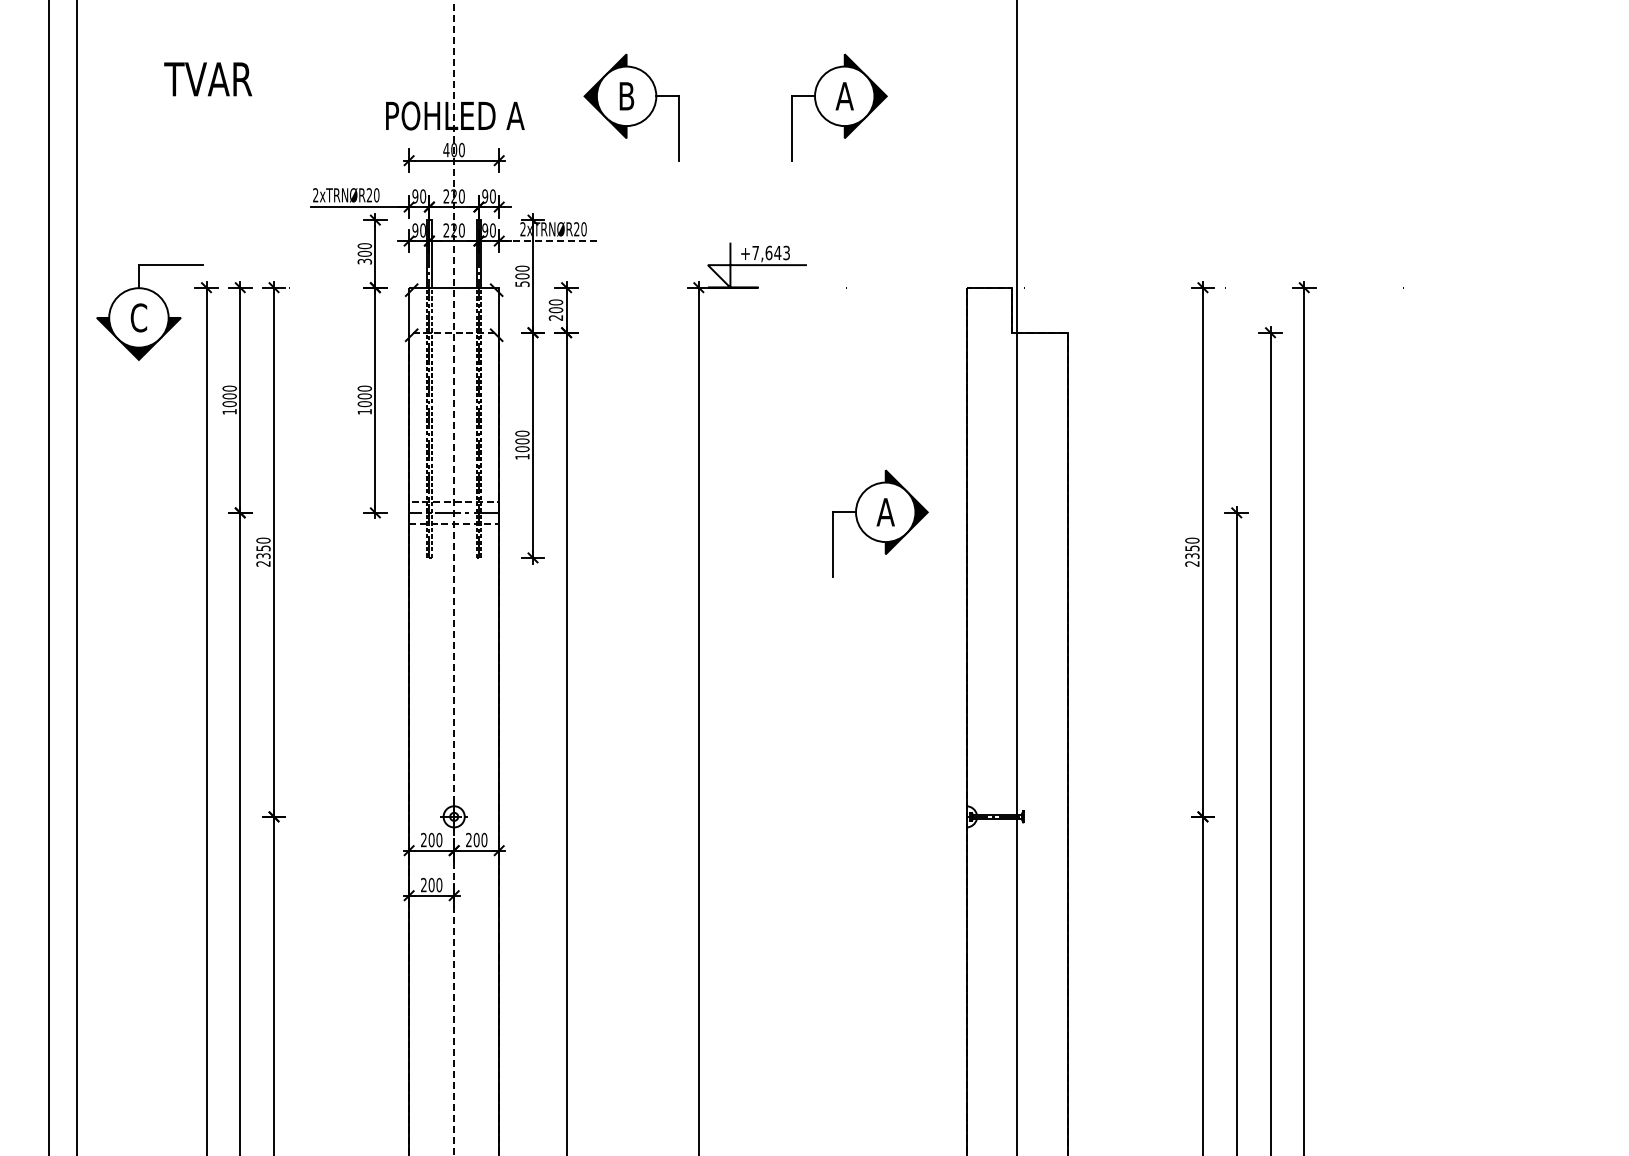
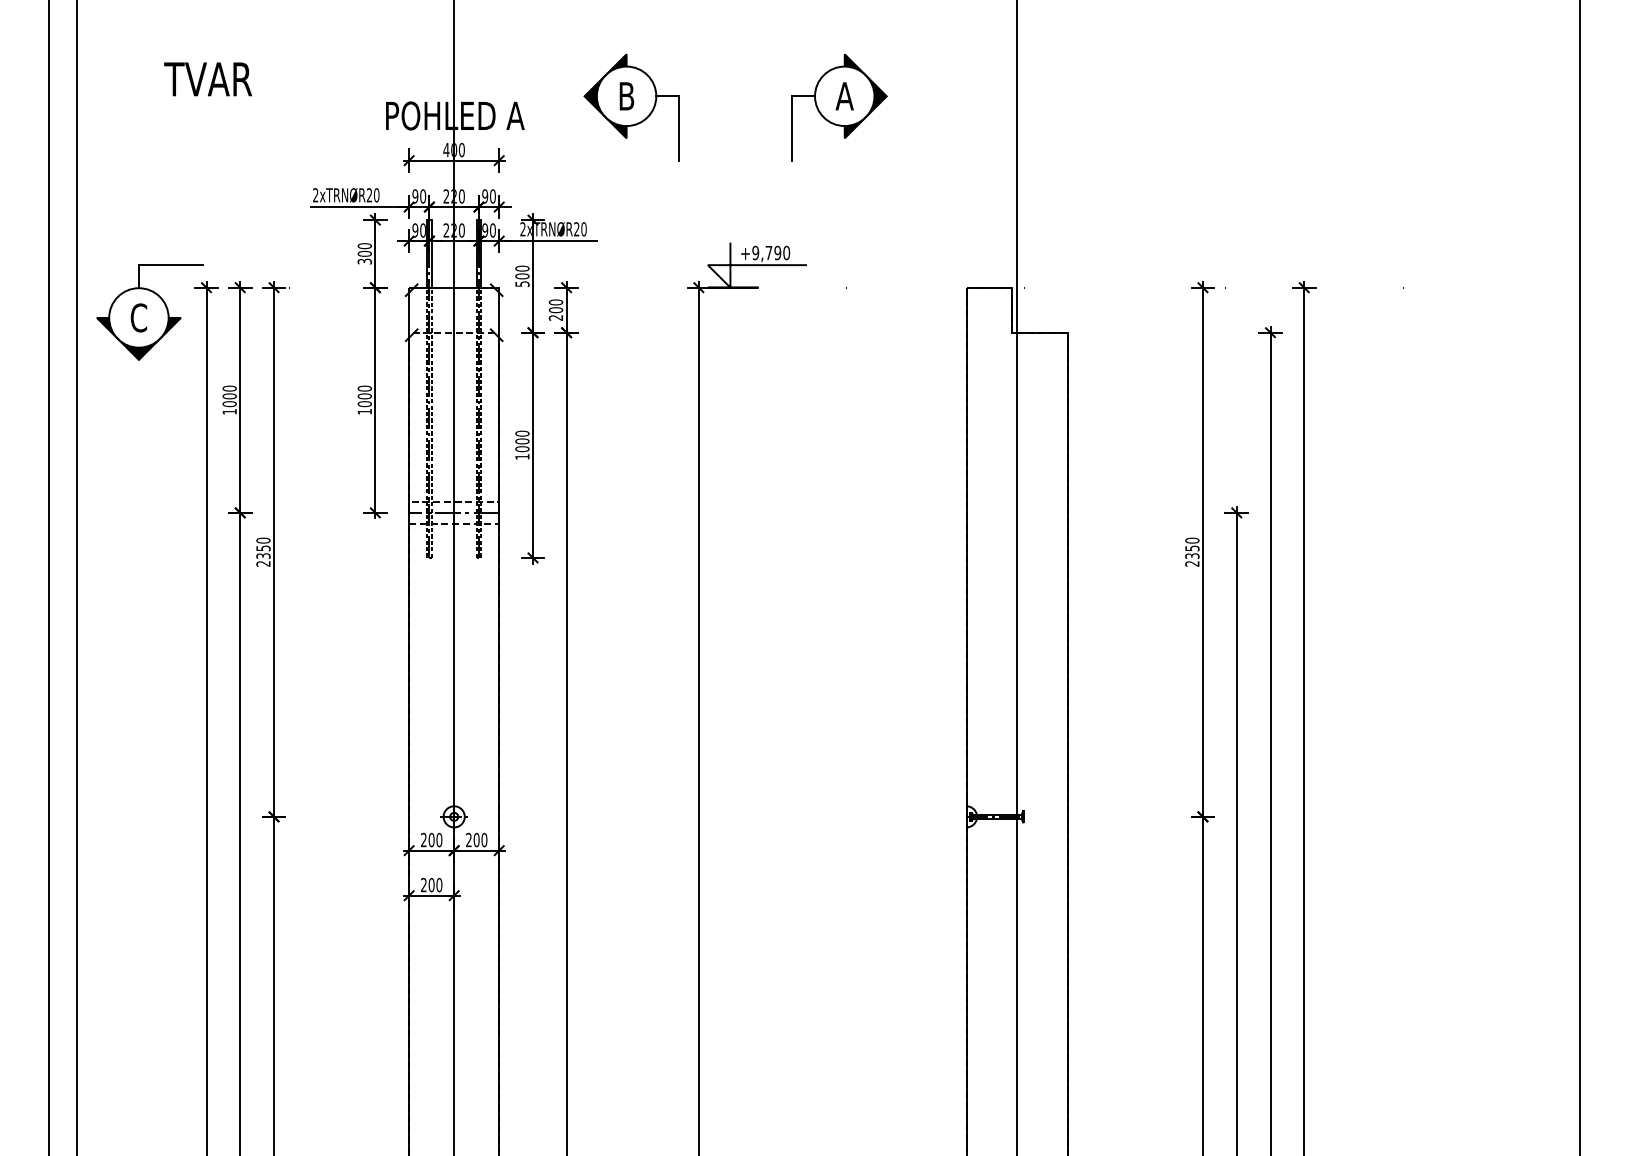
line: dashed -> solid (548, 241)
text: +7,643 -> +9,790 (771, 252)
part: present -> none (880, 523)
line: none -> present (1580, 577)
line: dashed -> solid (454, 578)
